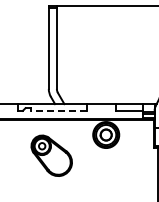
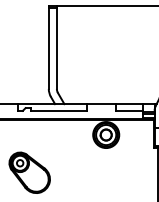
line: dashed -> solid (58, 110)
part position: (51, 155) -> (29, 172) (29, 172)
